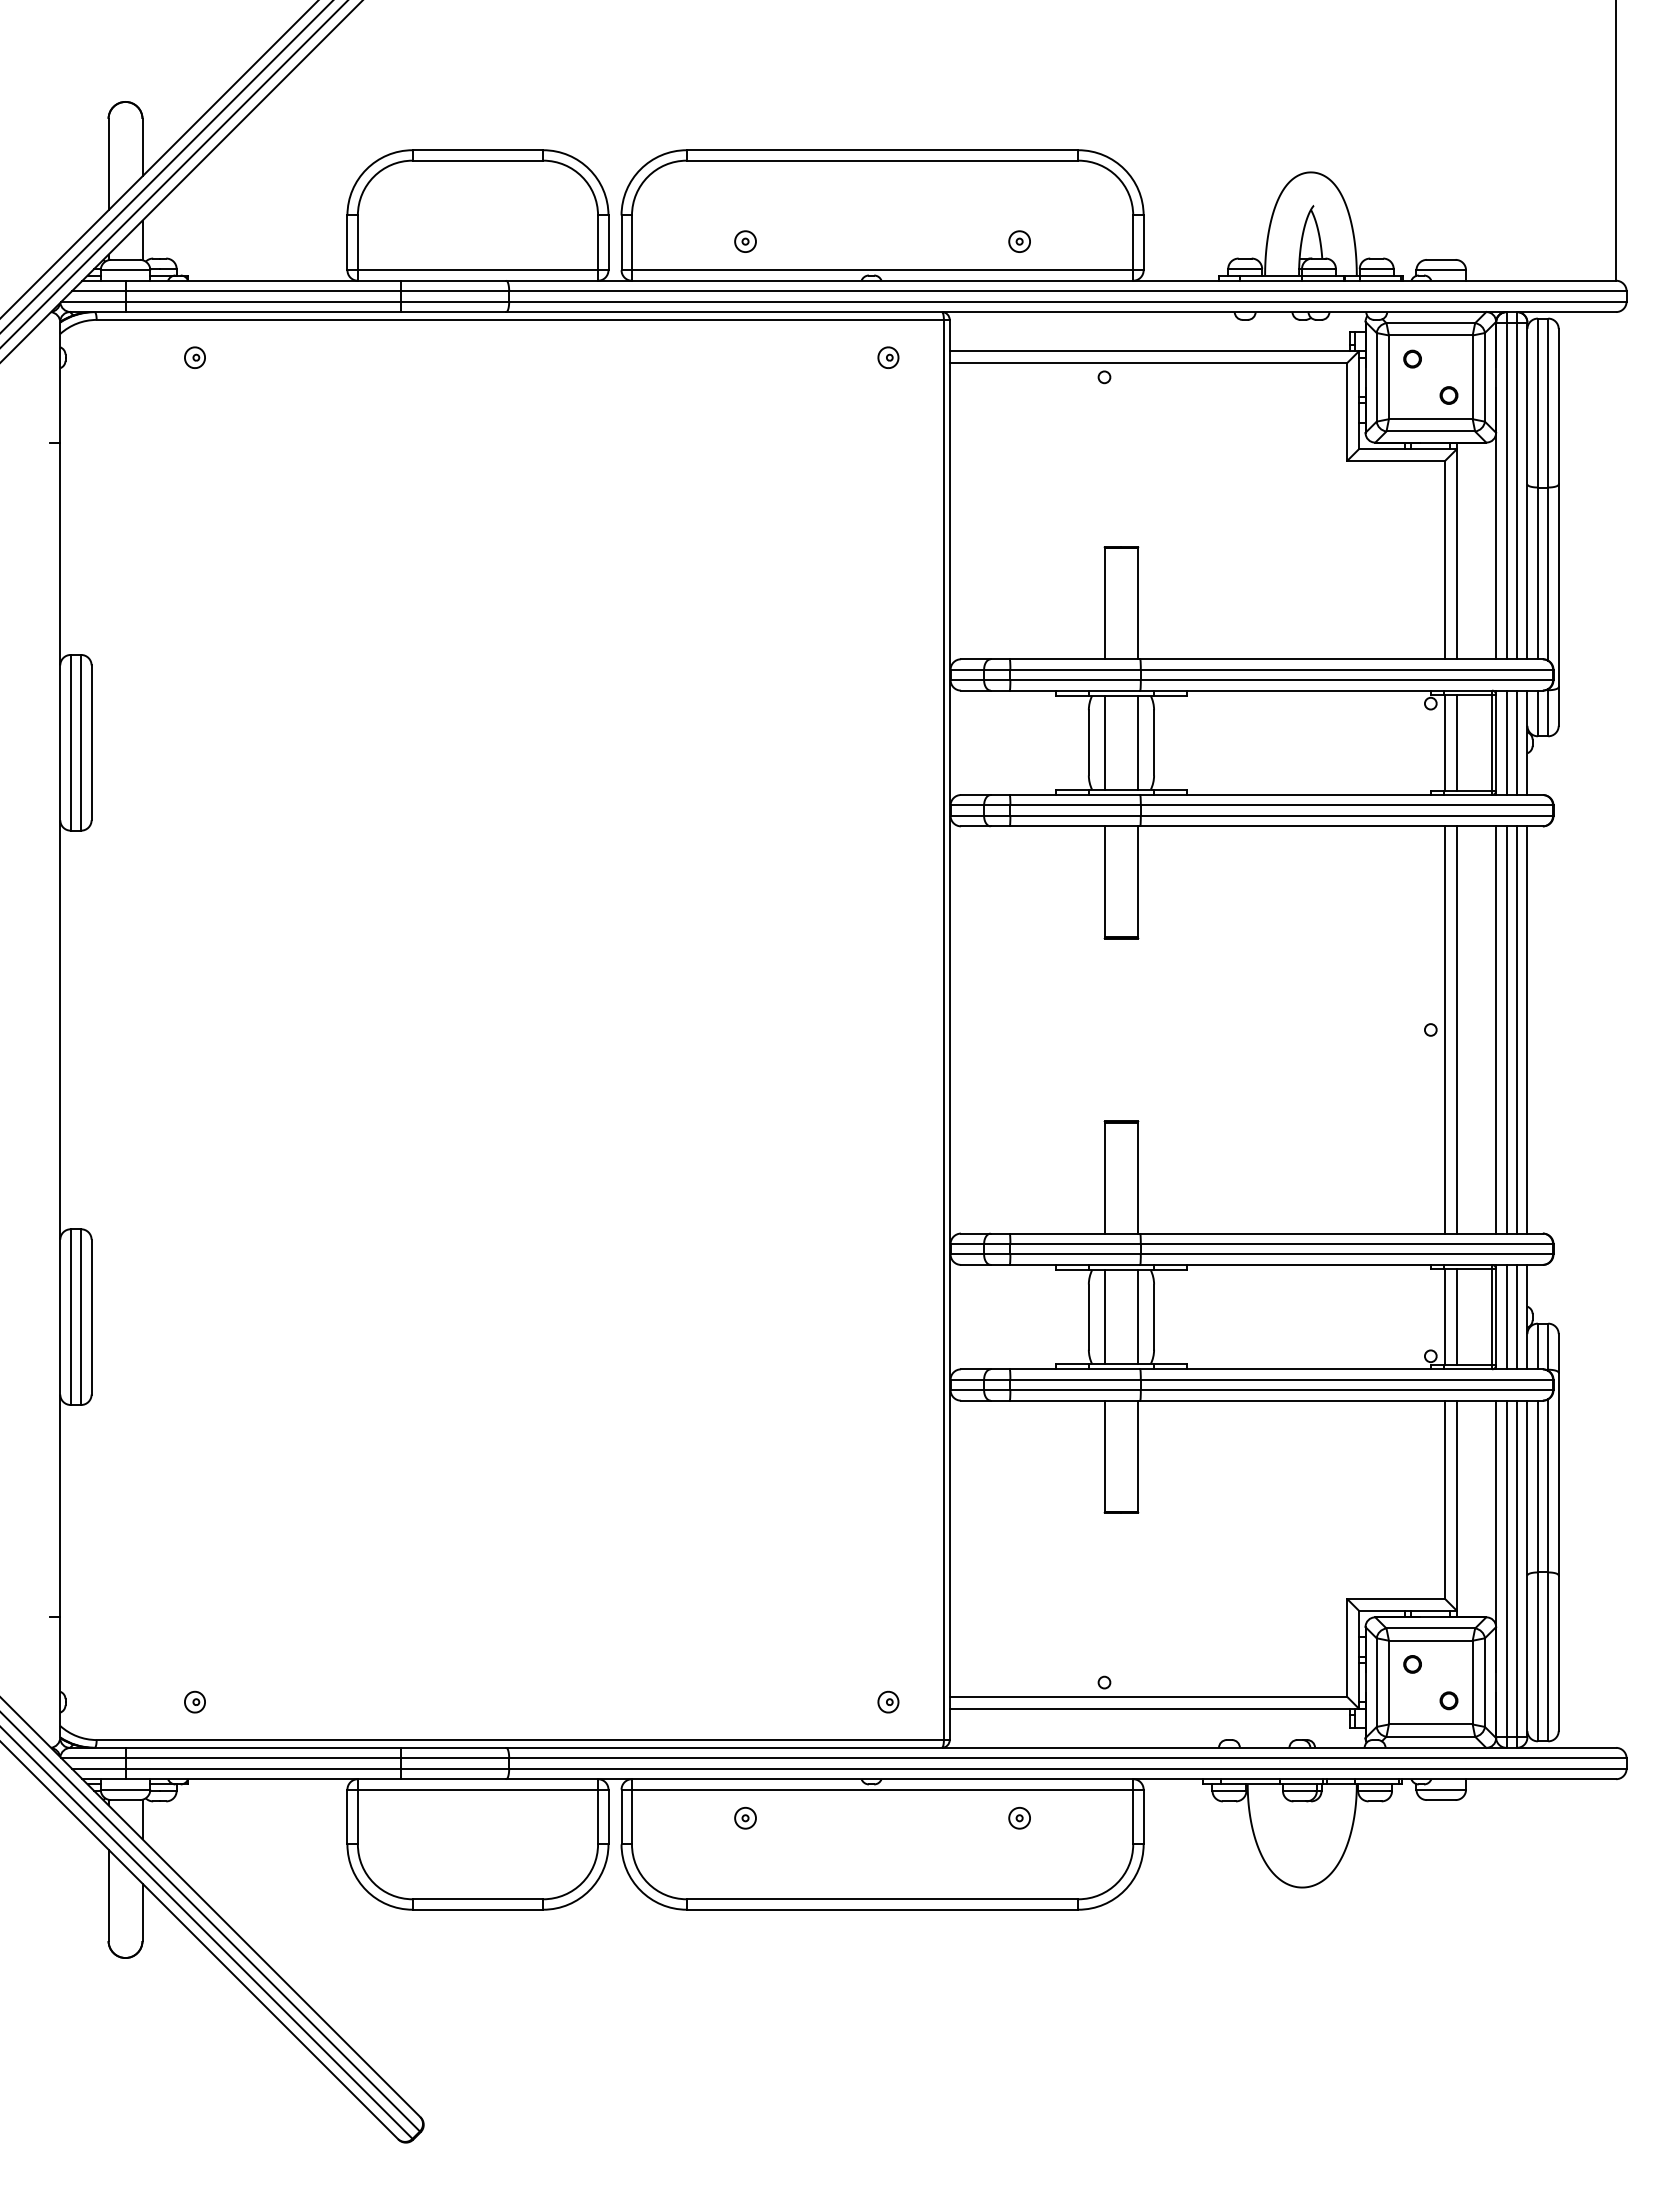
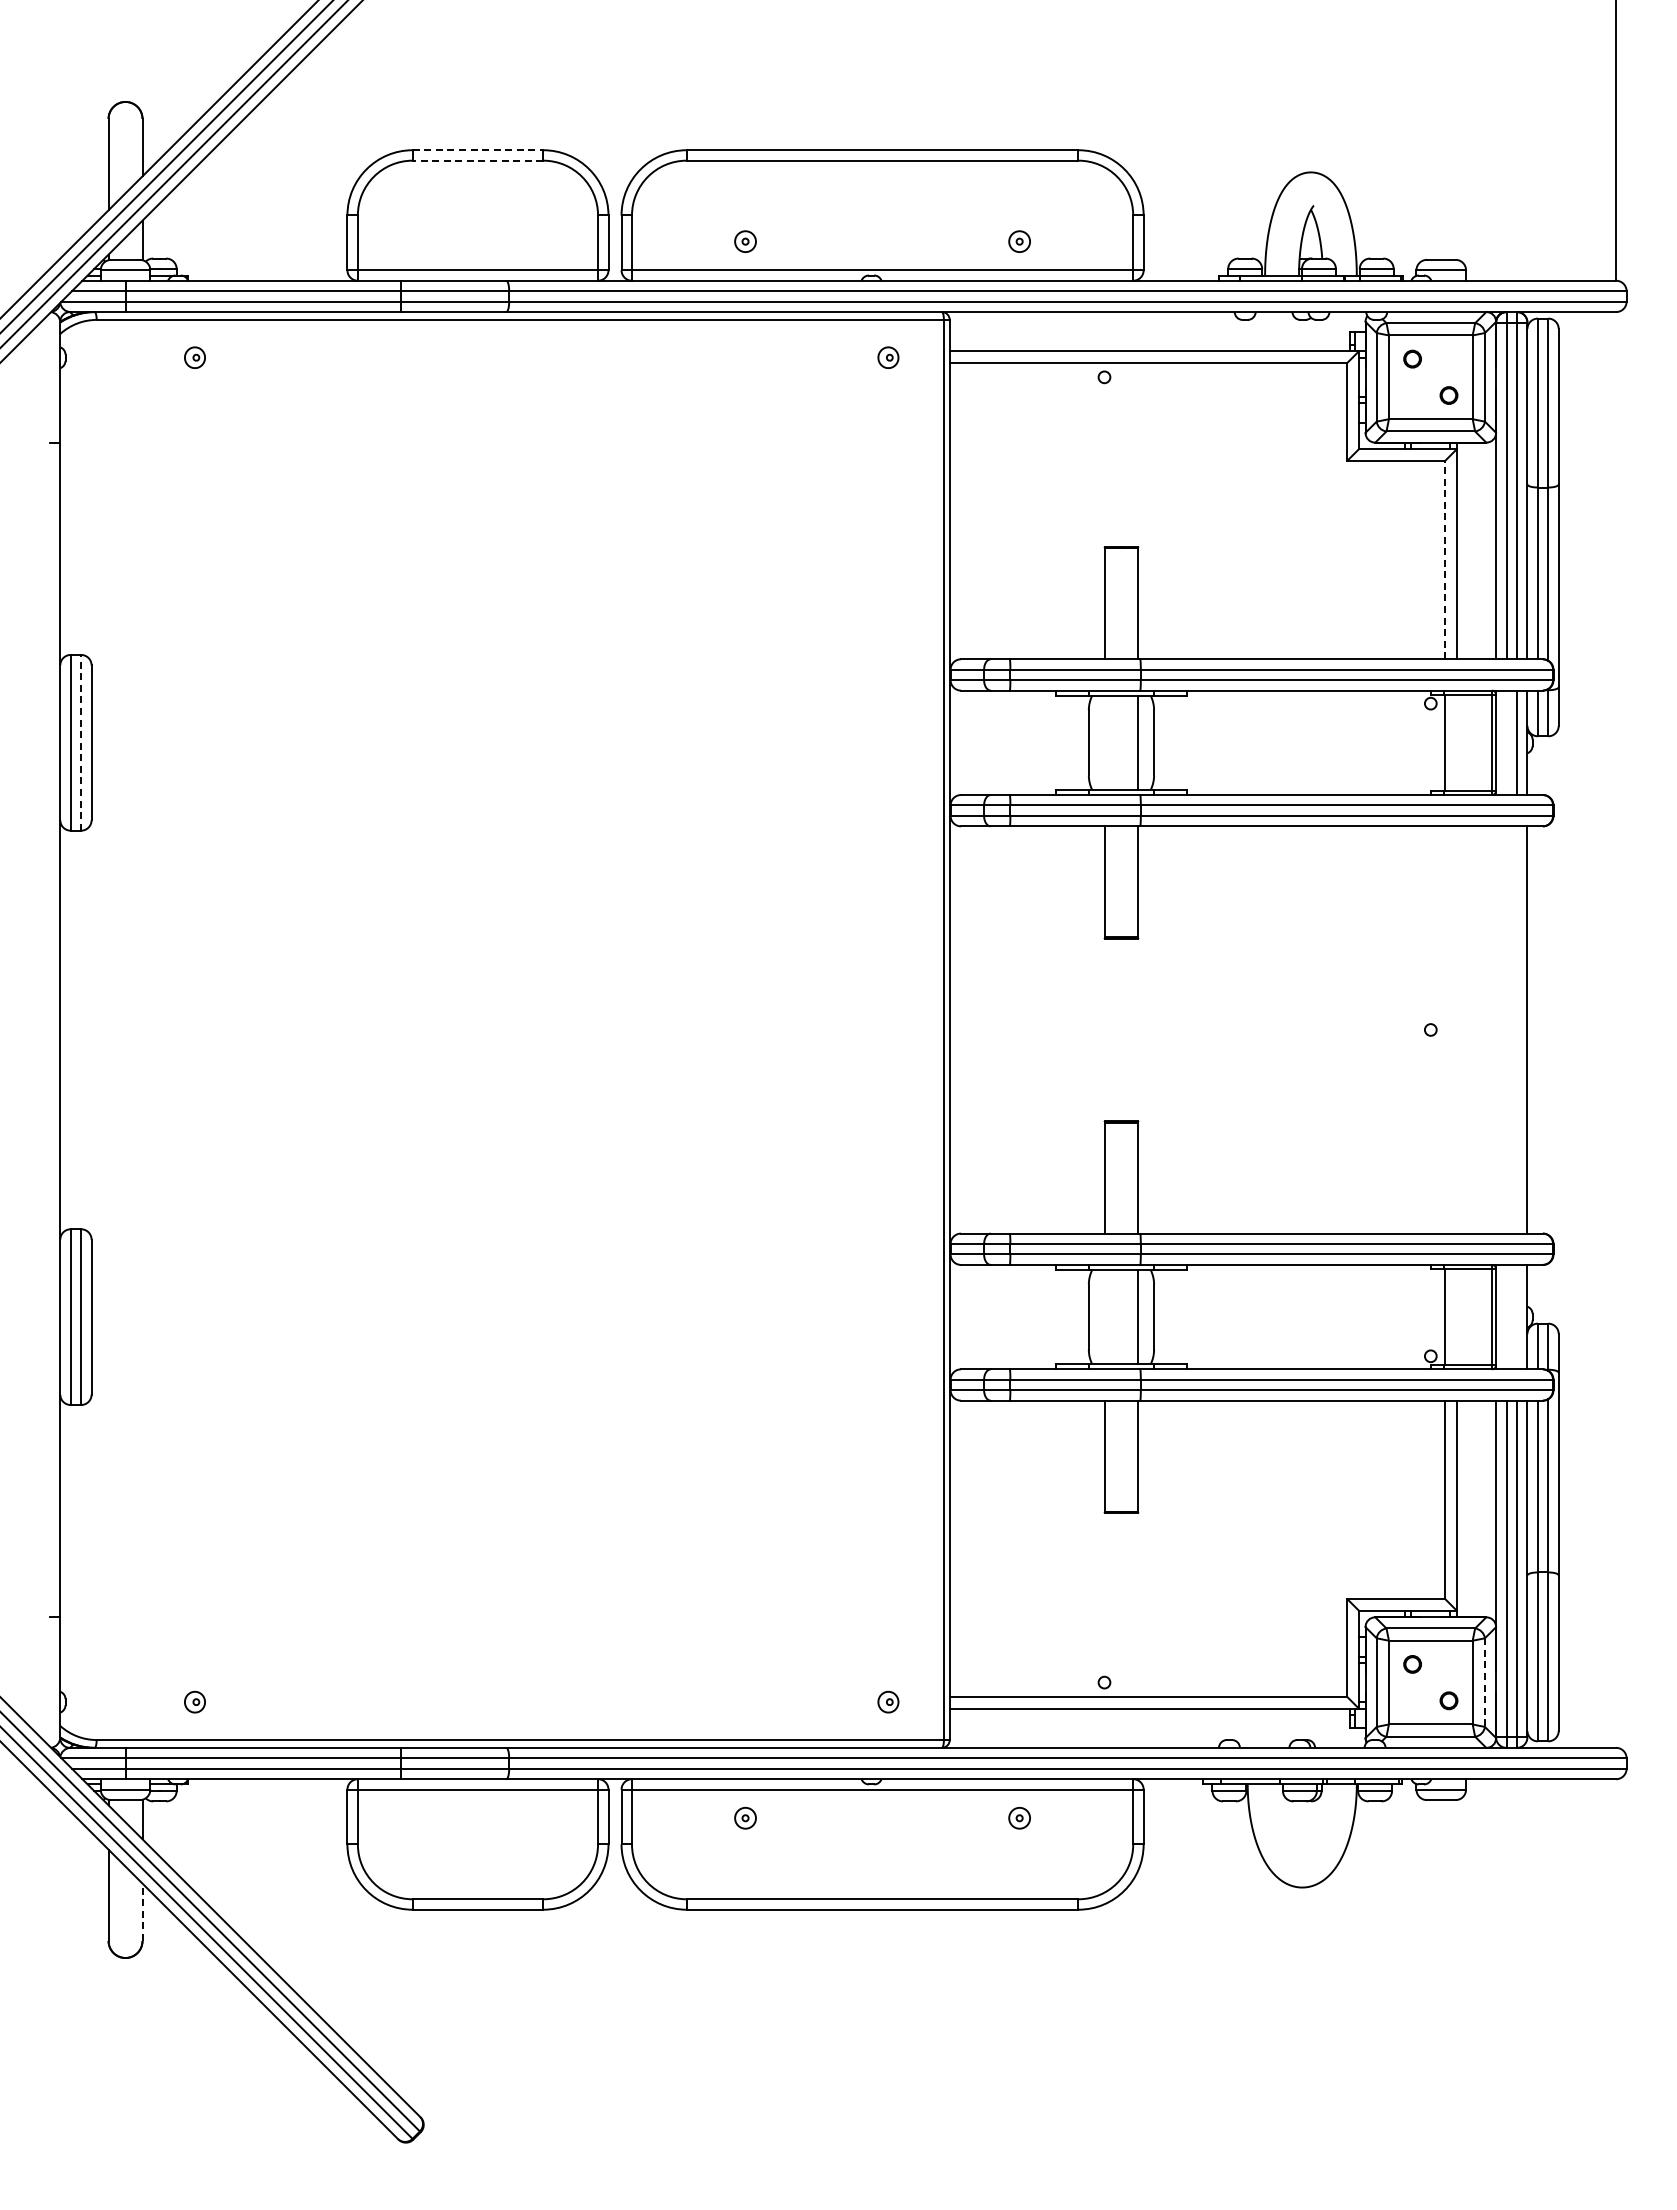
line: solid -> dashed (478, 150)
line: solid -> dashed (477, 160)
line: solid -> dashed (1445, 559)
line: solid -> dashed (81, 742)
line: present -> none (1104, 742)
line: present -> none (1456, 742)
line: present -> none (1506, 742)
line: present -> none (1445, 1029)
line: present -> none (1456, 1029)
line: present -> none (1496, 1029)
line: present -> none (1506, 1029)
line: present -> none (1516, 1029)
line: present -> none (1456, 1316)
line: present -> none (1506, 1316)
line: present -> none (1516, 1316)
line: present -> none (1104, 1317)
line: solid -> dashed (1484, 1683)
line: solid -> dashed (142, 1912)
